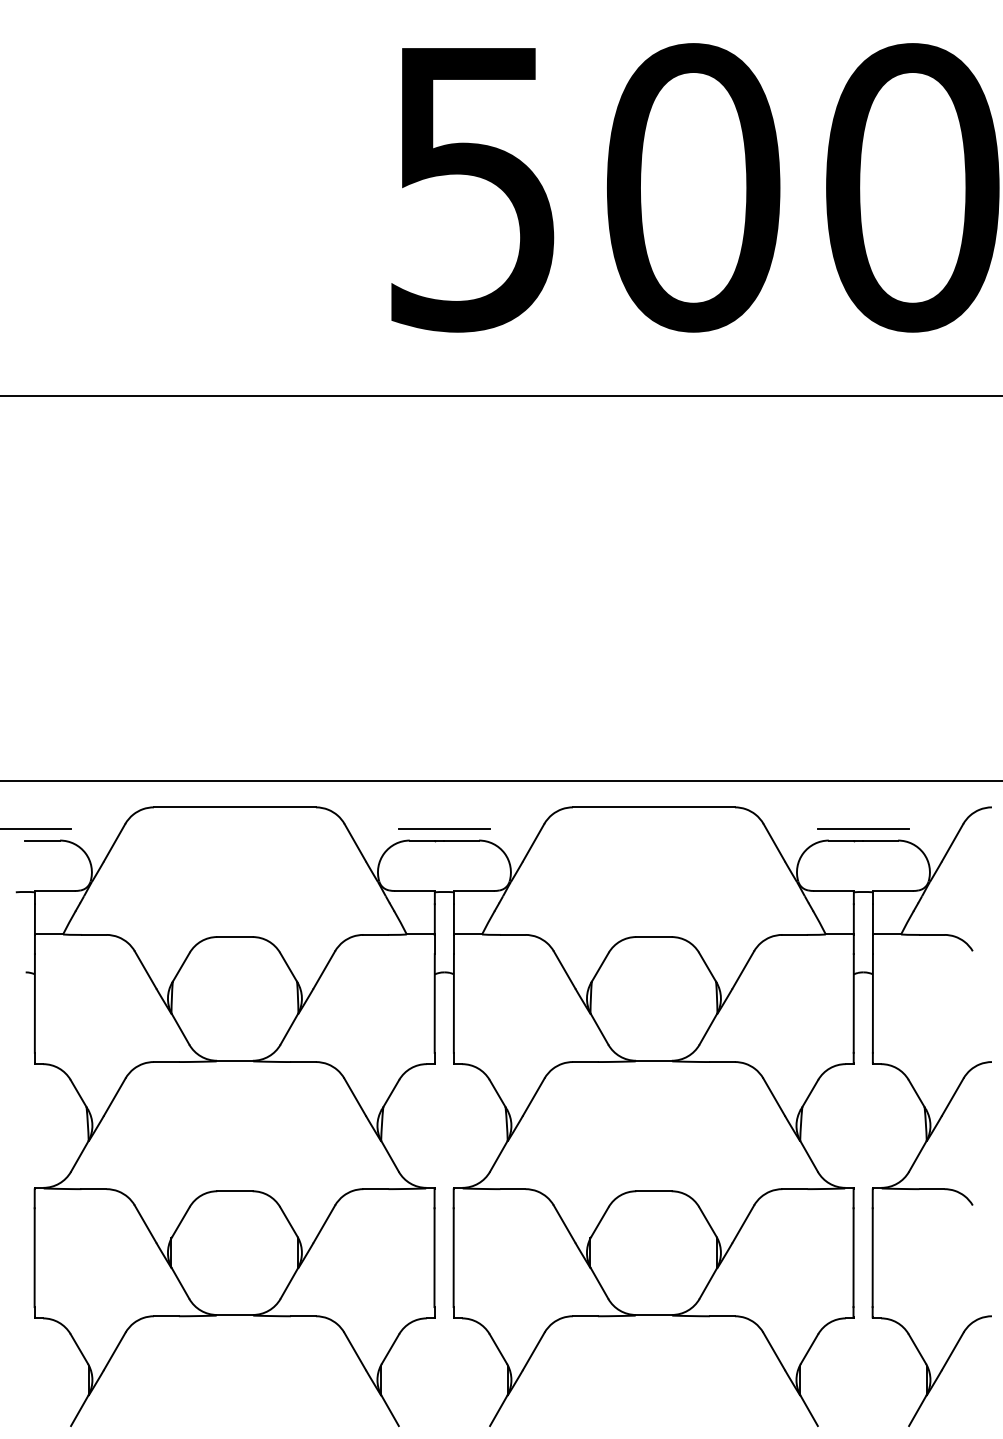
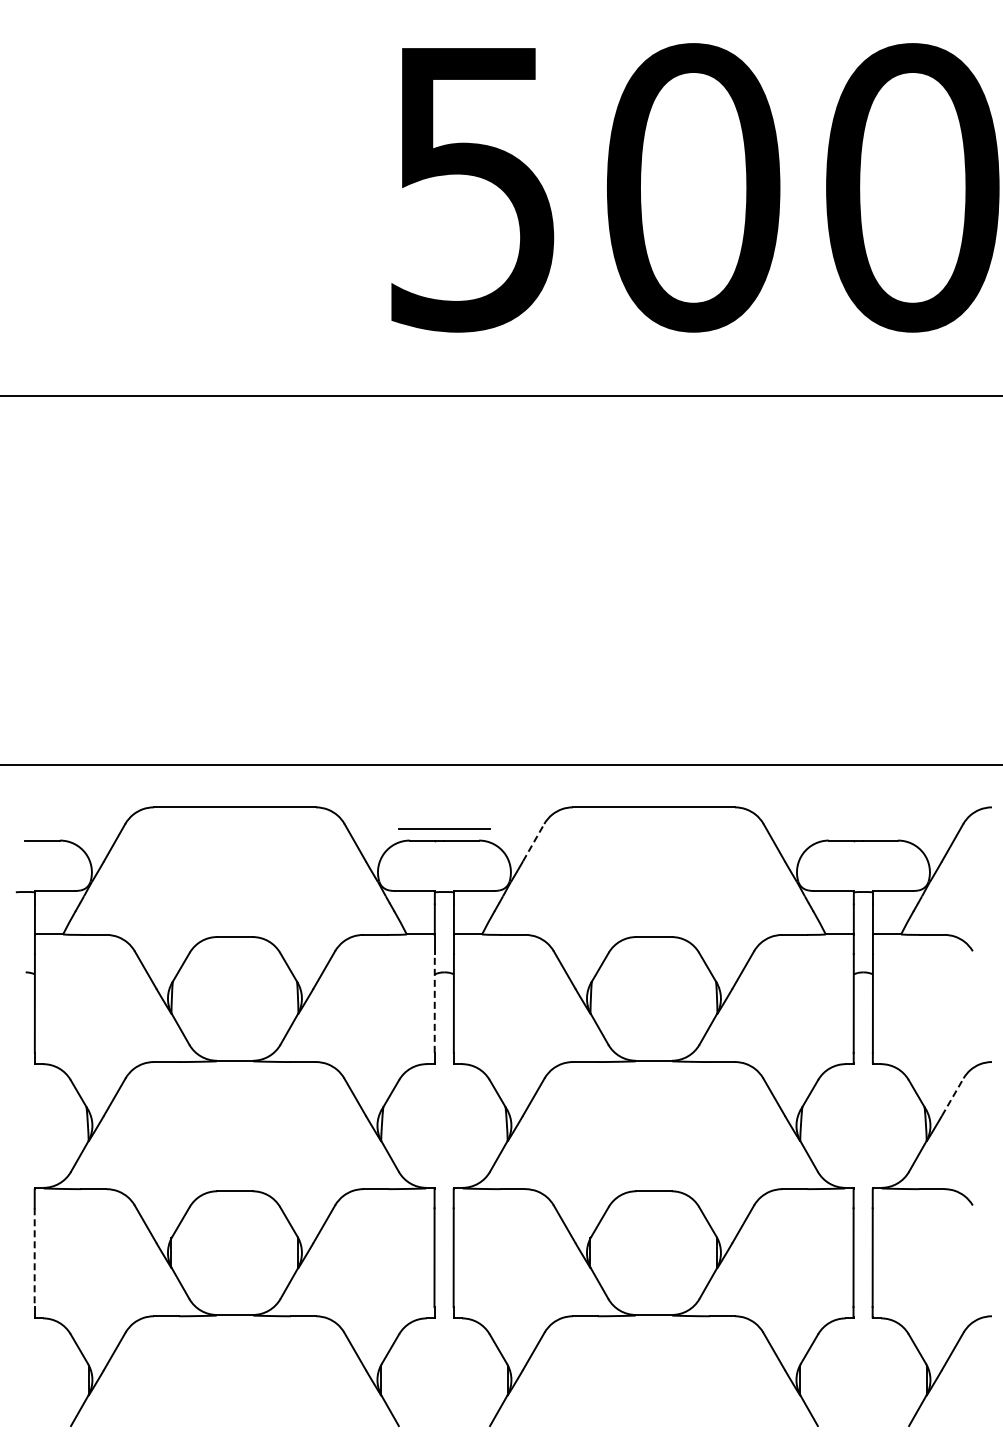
line position: (500, 780) -> (500, 764) (500, 764)
line: present -> none (36, 828)
line: present -> none (863, 828)
line: solid -> dashed (533, 842)
line: solid -> dashed (434, 1002)
line: solid -> dashed (952, 1097)
line: solid -> dashed (34, 1258)
